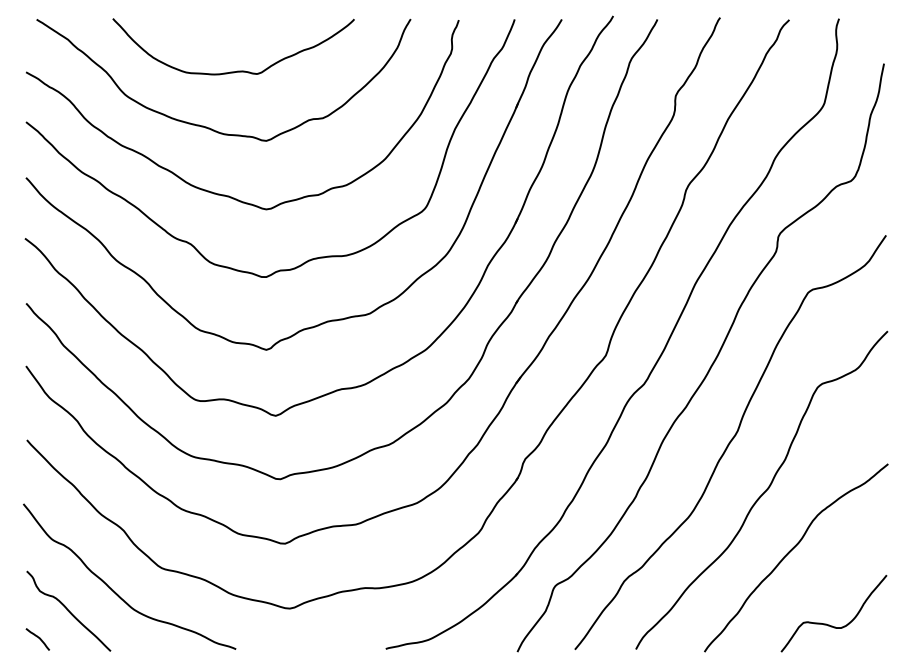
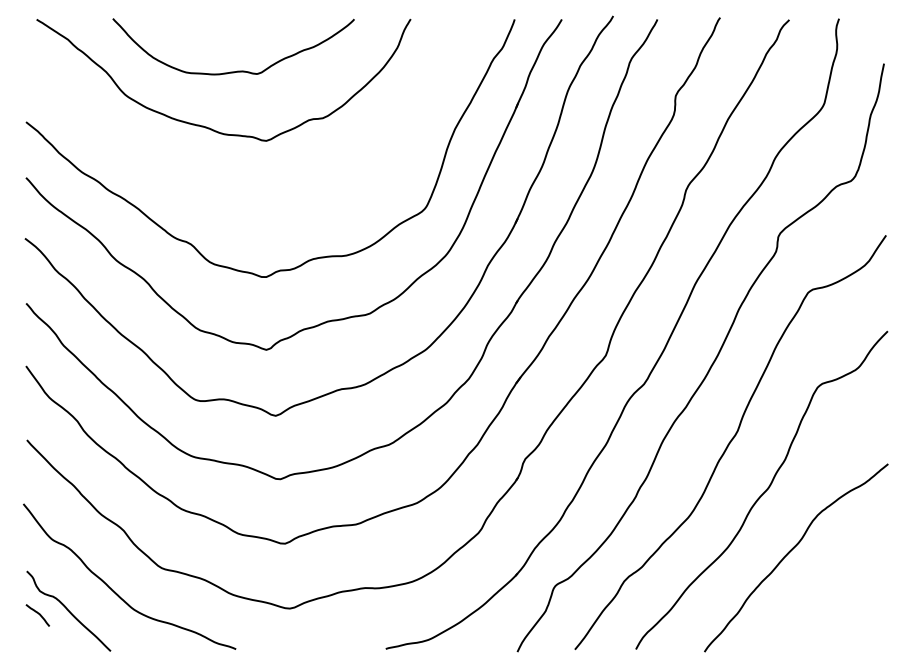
curve: present -> none (225, 194)
curve: present -> none (829, 624)
curve position: (38, 638) -> (38, 614) (38, 614)
